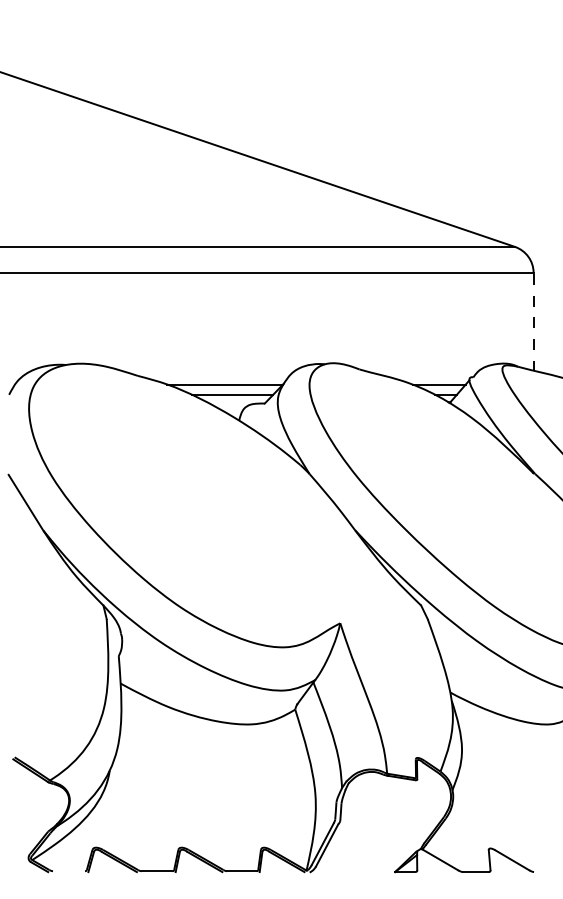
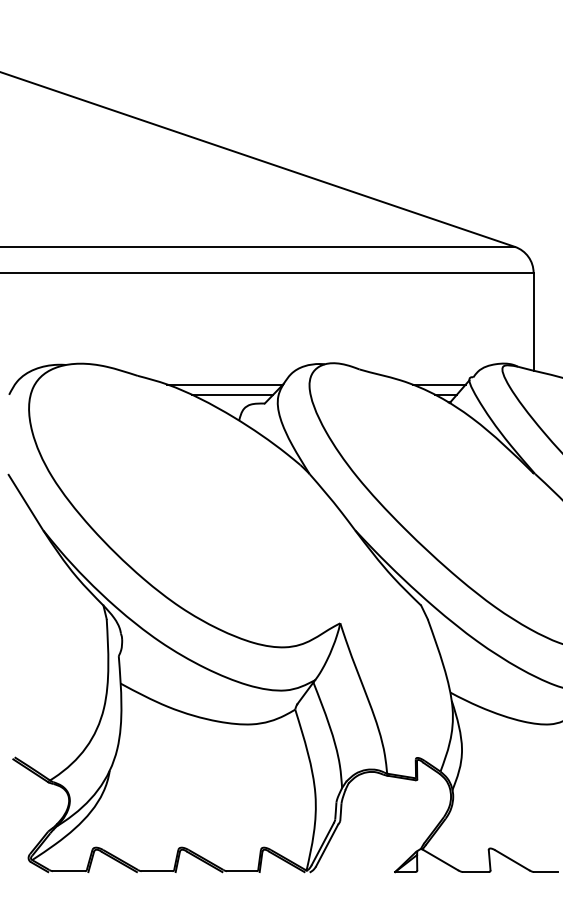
line: dashed -> solid (533, 321)
line: none -> present (68, 871)
line: none -> present (546, 872)
